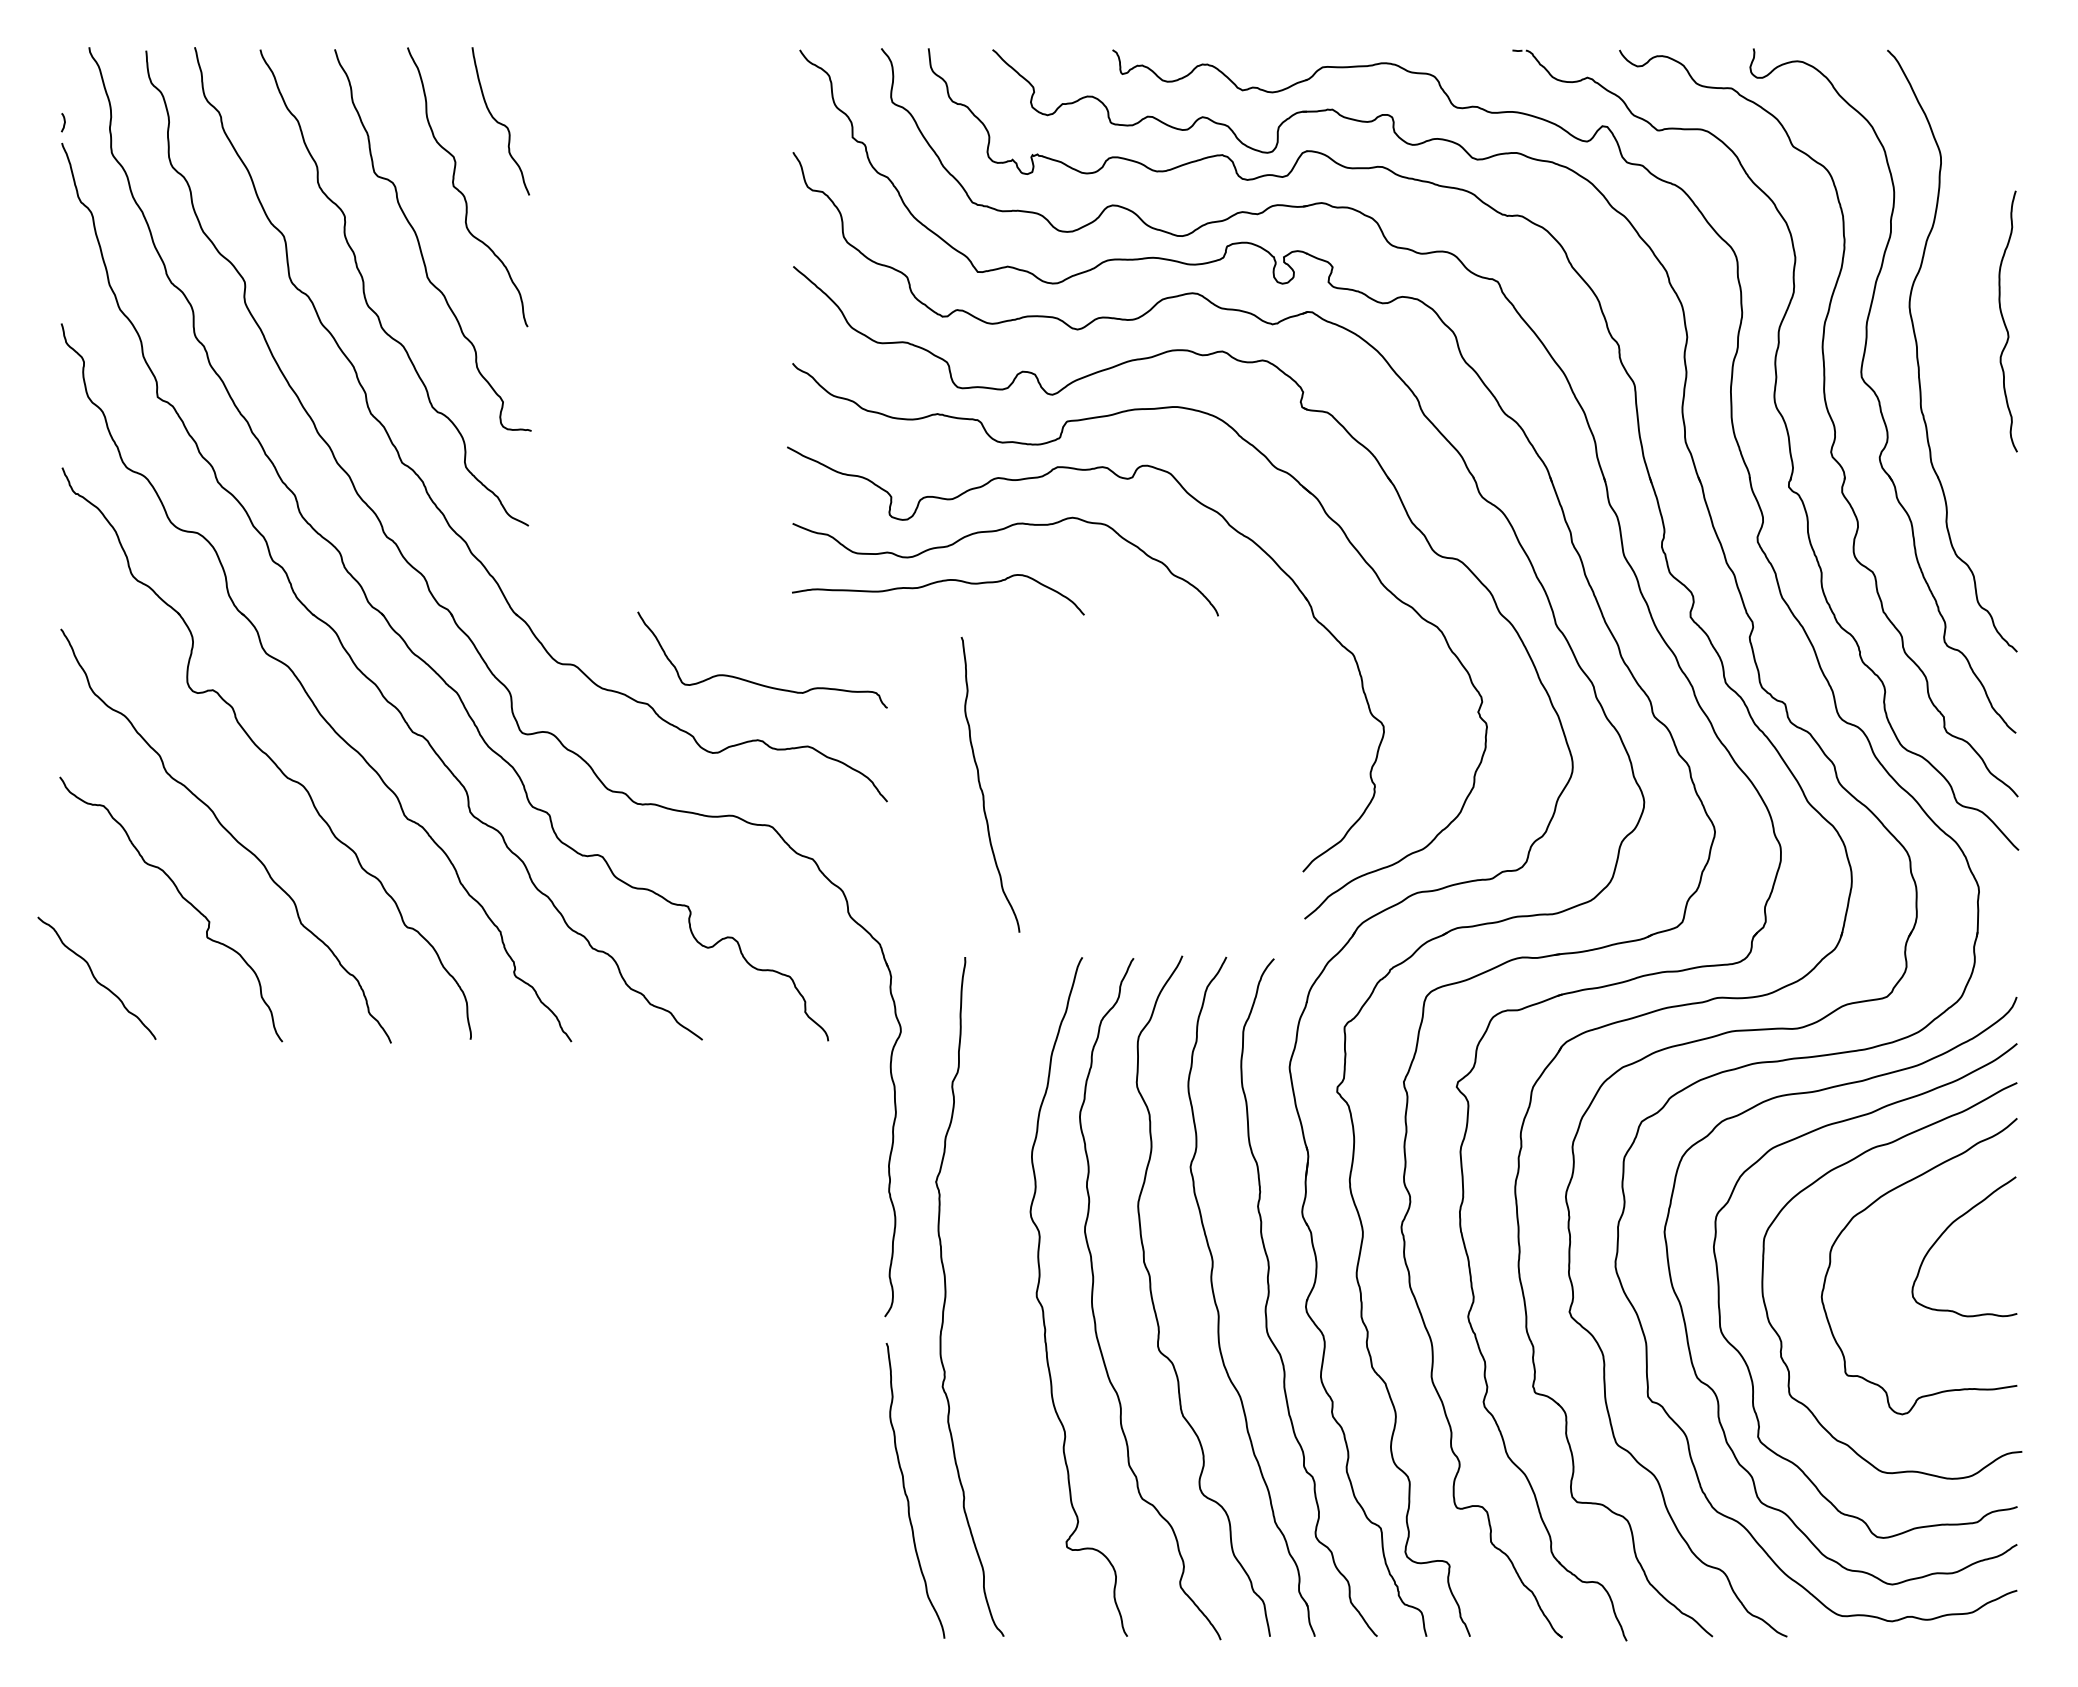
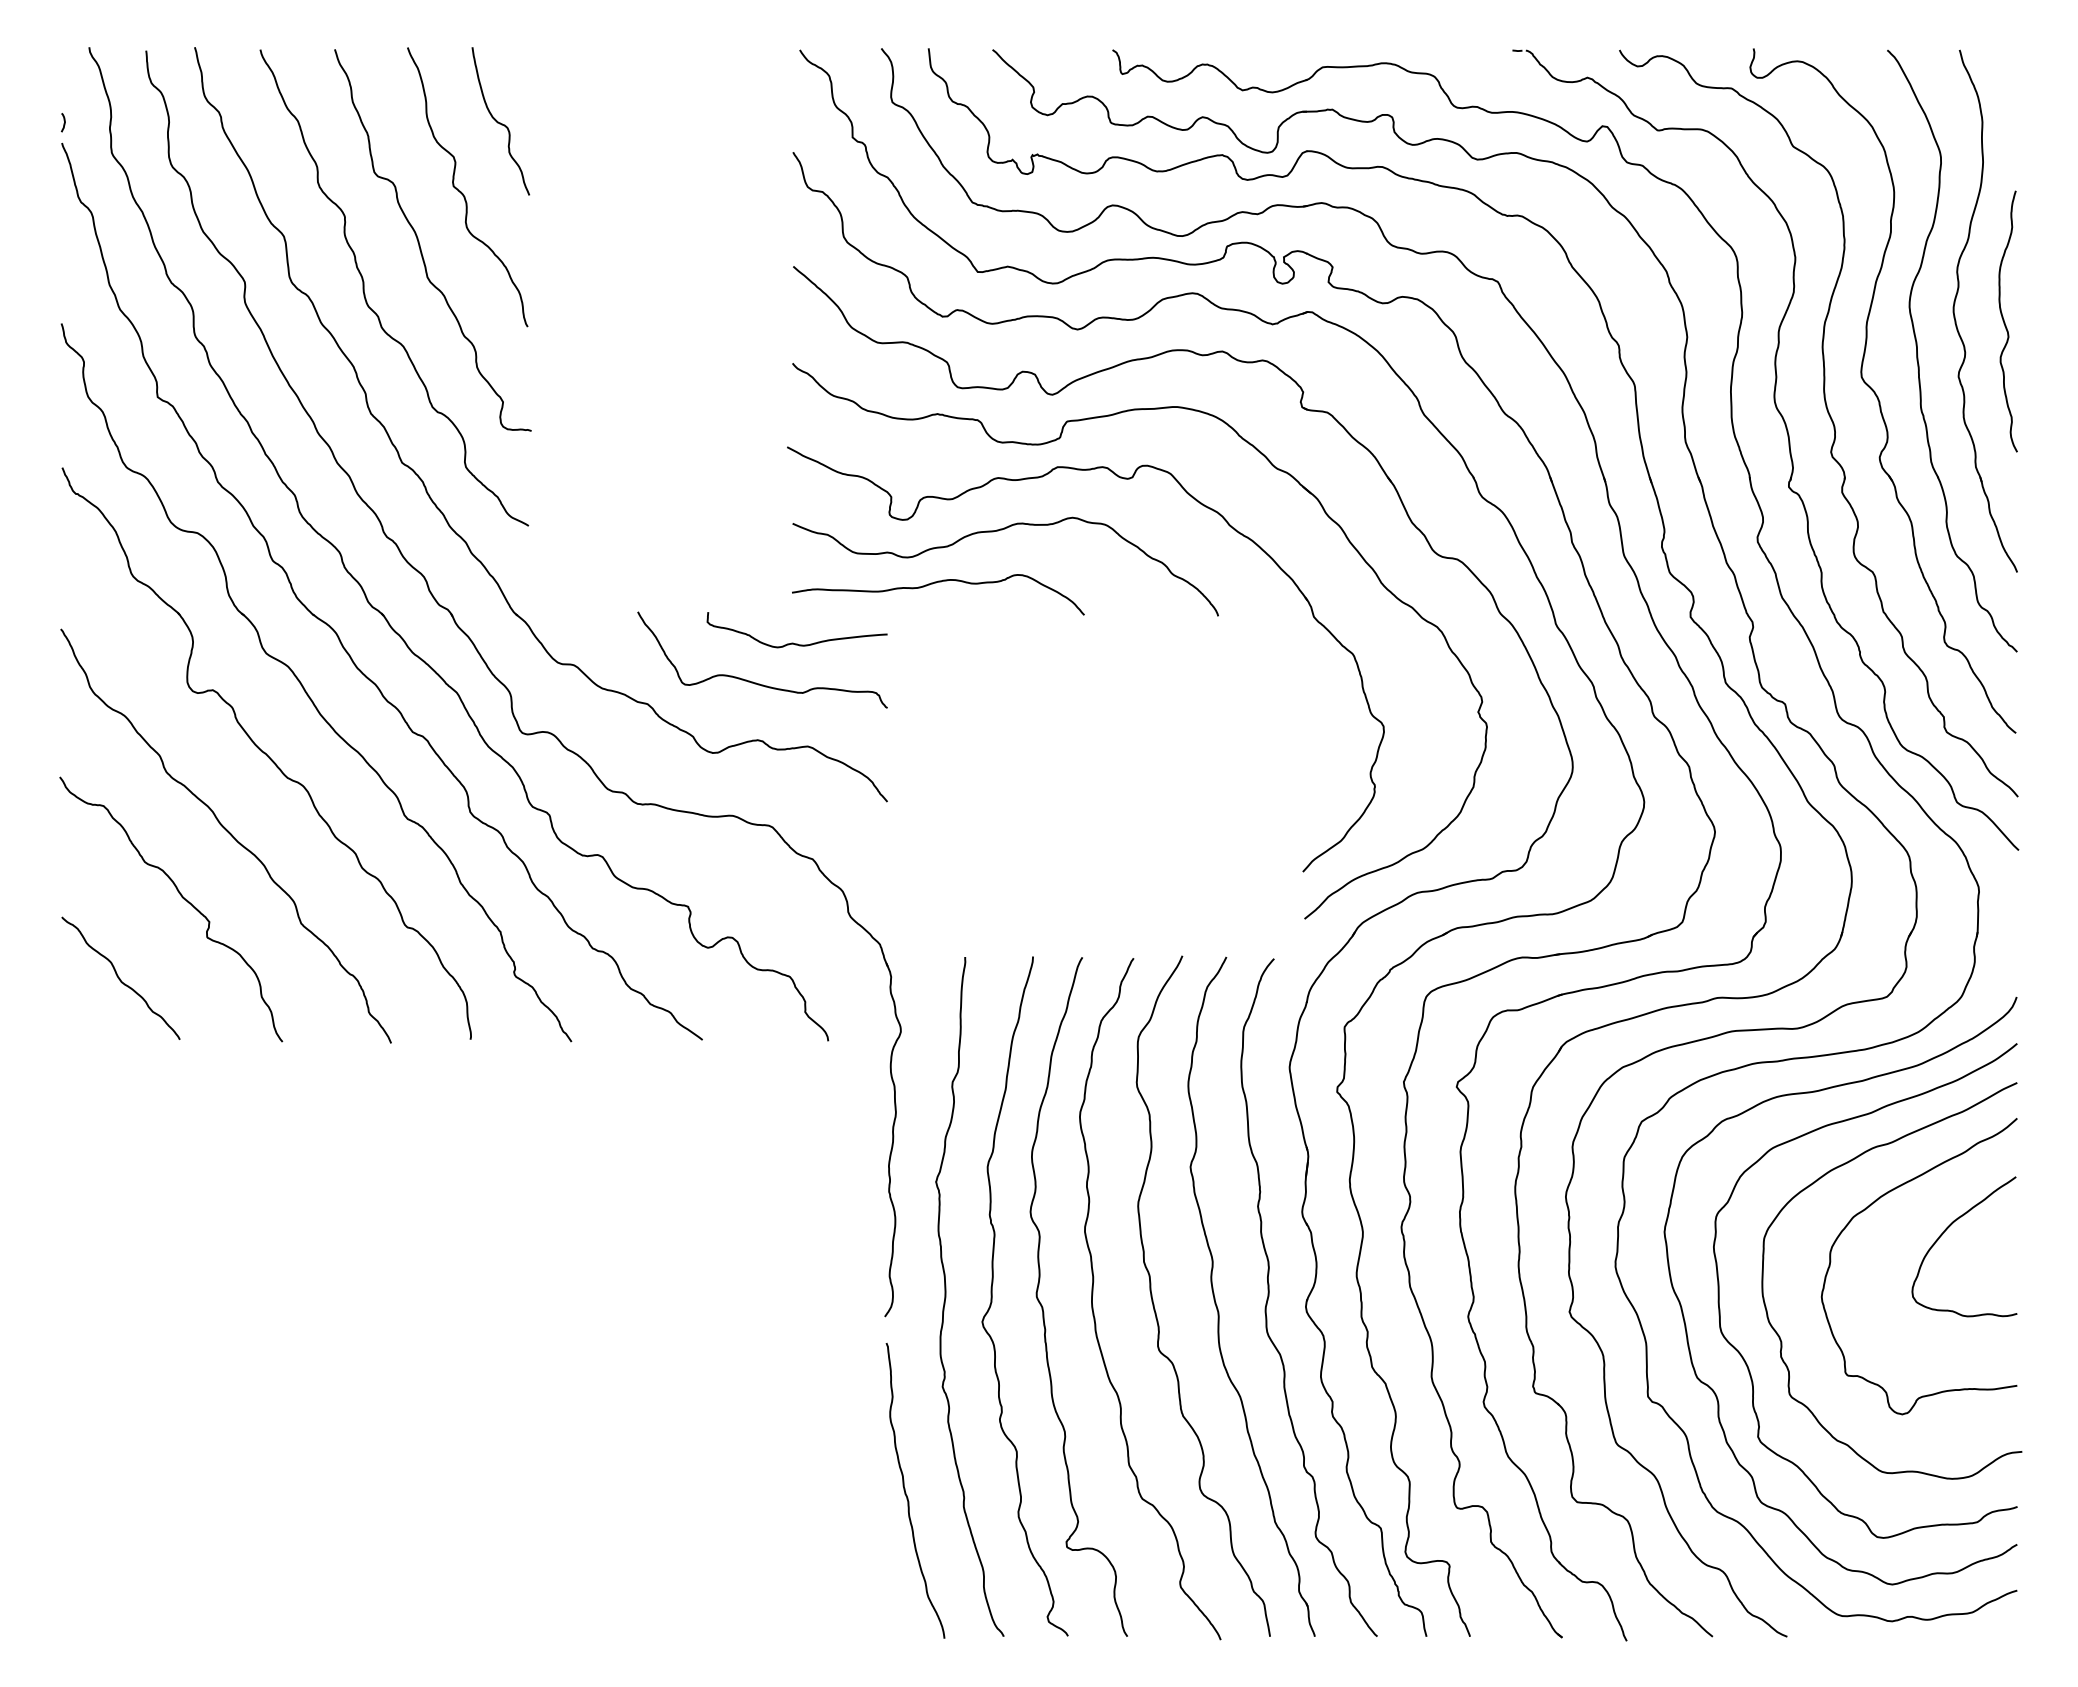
part: none -> present (1955, 315)
curve: none -> present (793, 642)
curve: present -> none (981, 786)
curve position: (95, 977) -> (119, 977) (119, 977)
curve: none -> present (992, 1296)
